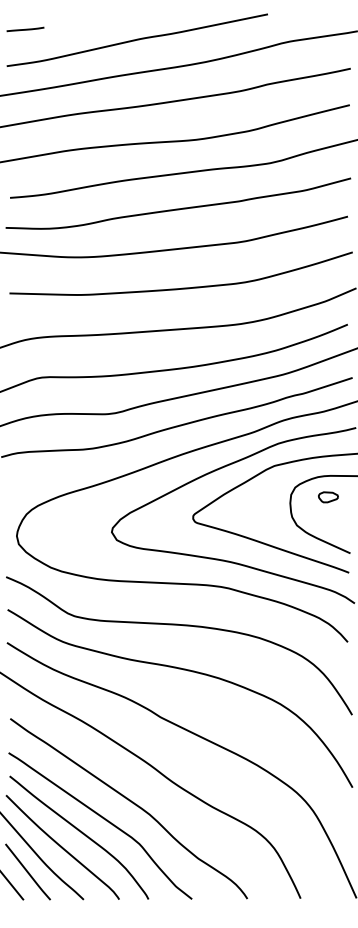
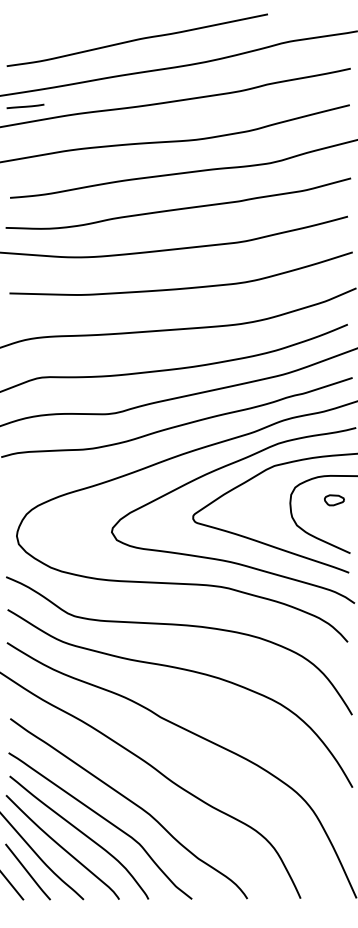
line position: (25, 29) -> (25, 106) (25, 106)
part position: (328, 497) -> (334, 500) (334, 500)
